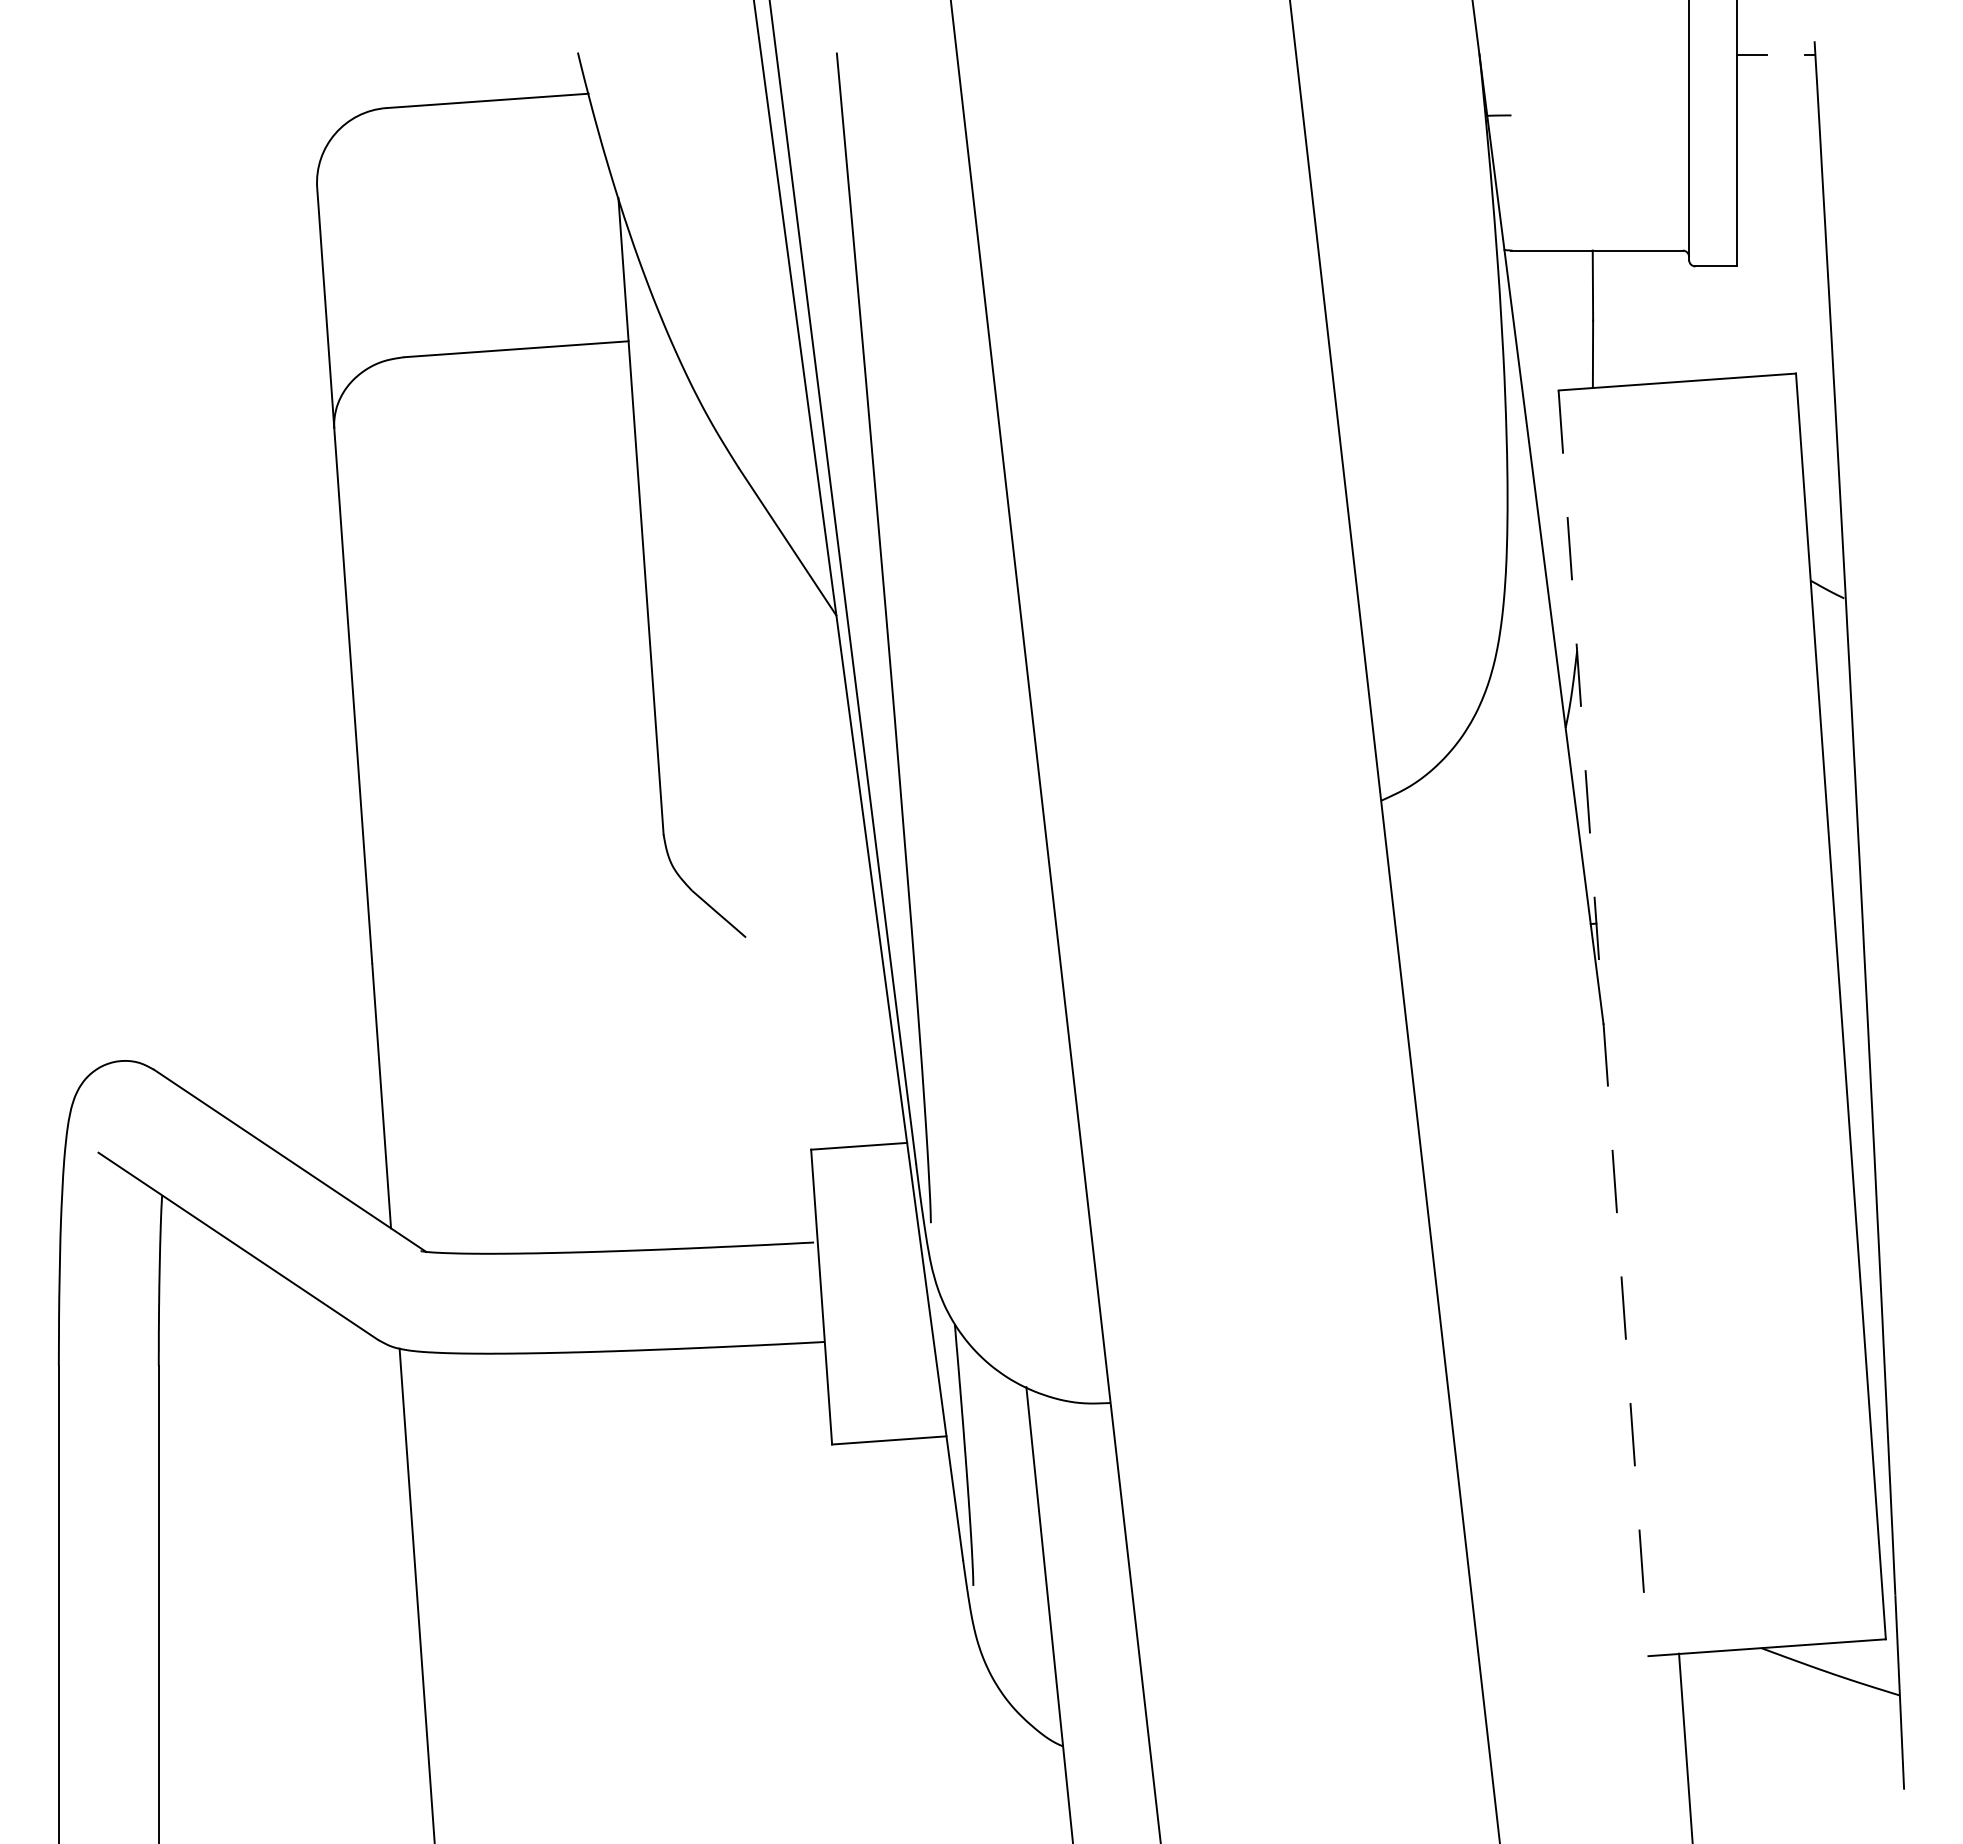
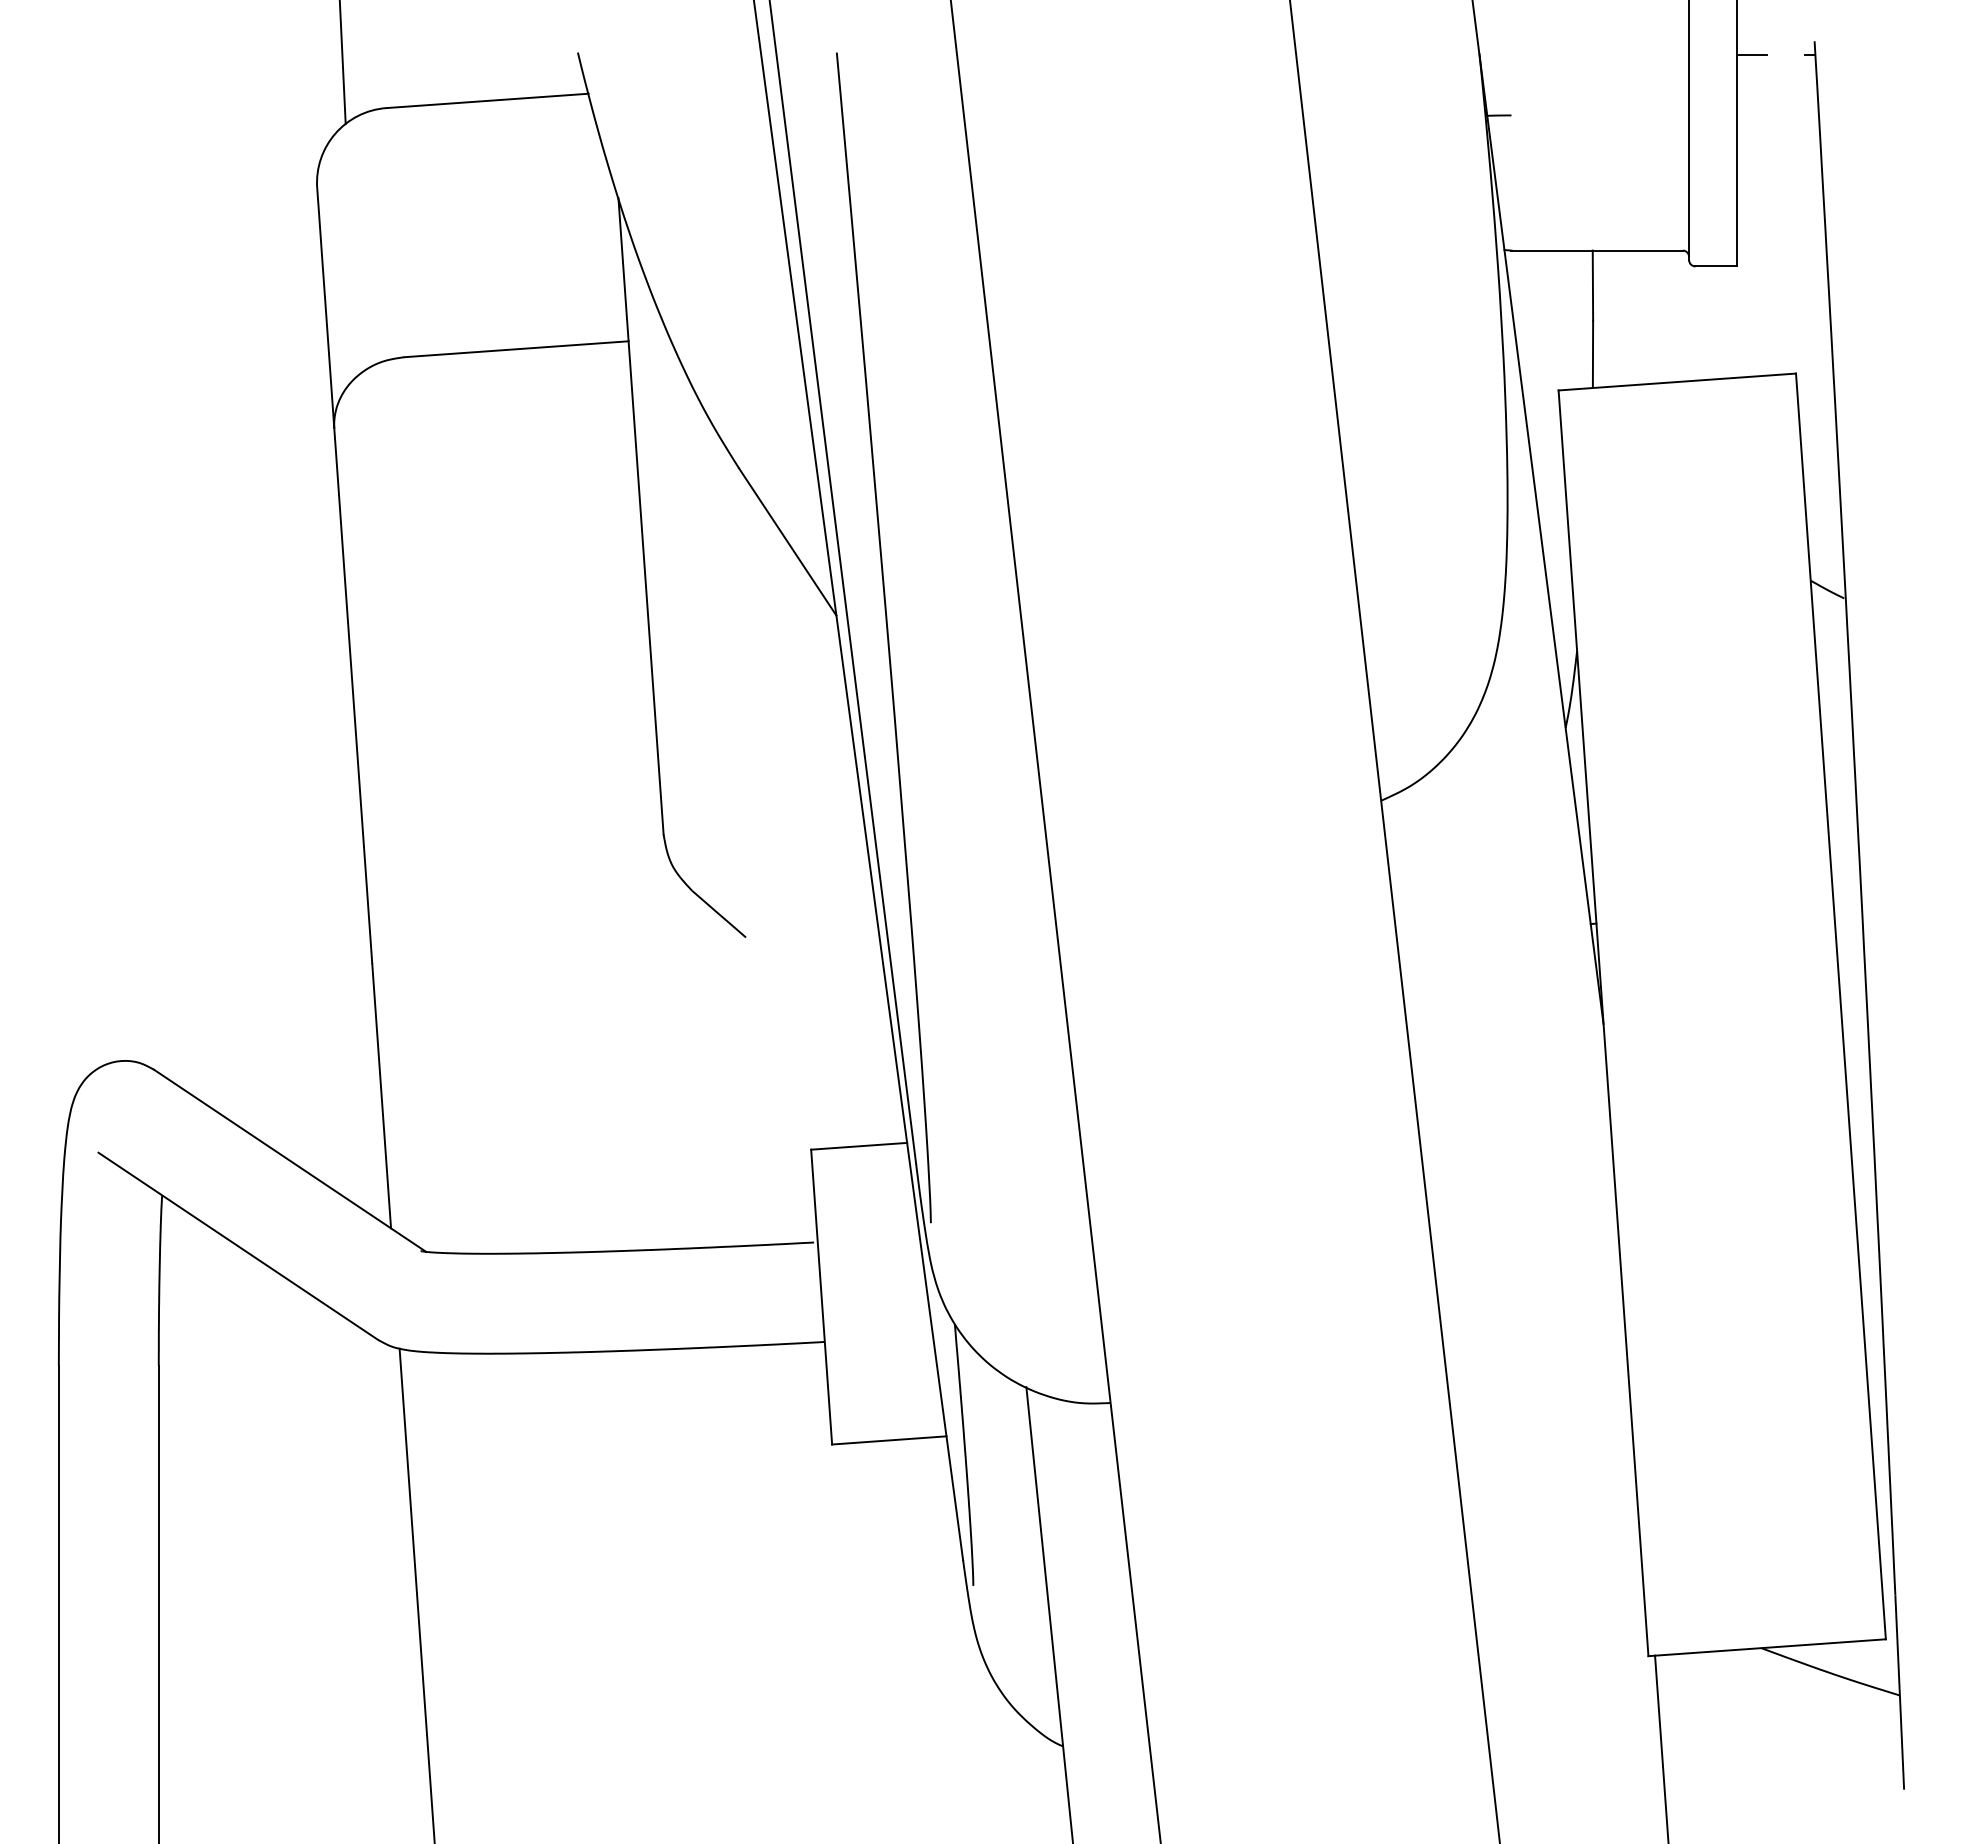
line: none -> present (342, 62)
line: dashed -> solid (1603, 1023)
line position: (1685, 1746) -> (1661, 1747) (1661, 1747)
